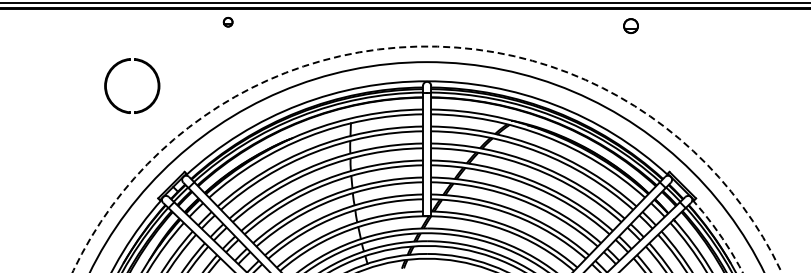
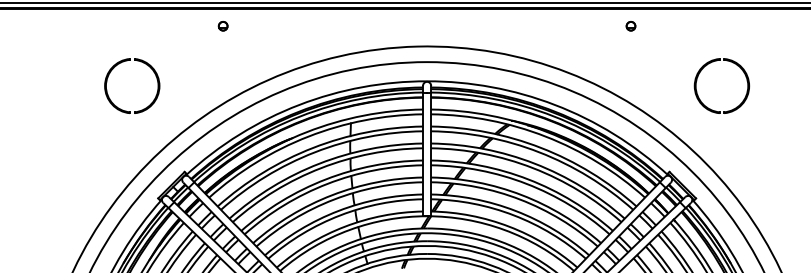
part position: (227, 22) -> (222, 26) (222, 26)
part size: 16x16 px -> 12x11 px (630, 26)
arc: dashed -> solid (427, 46)
part: none -> present (706, 66)
arc: dashed -> solid (720, 235)
